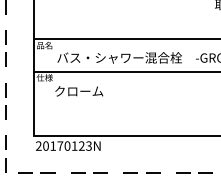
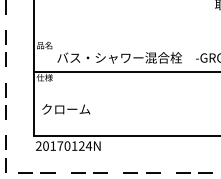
line: present -> none (125, 39)
text position: (79, 91) -> (66, 109) (66, 109)
text: 20170123N -> 20170124N (88, 145)
